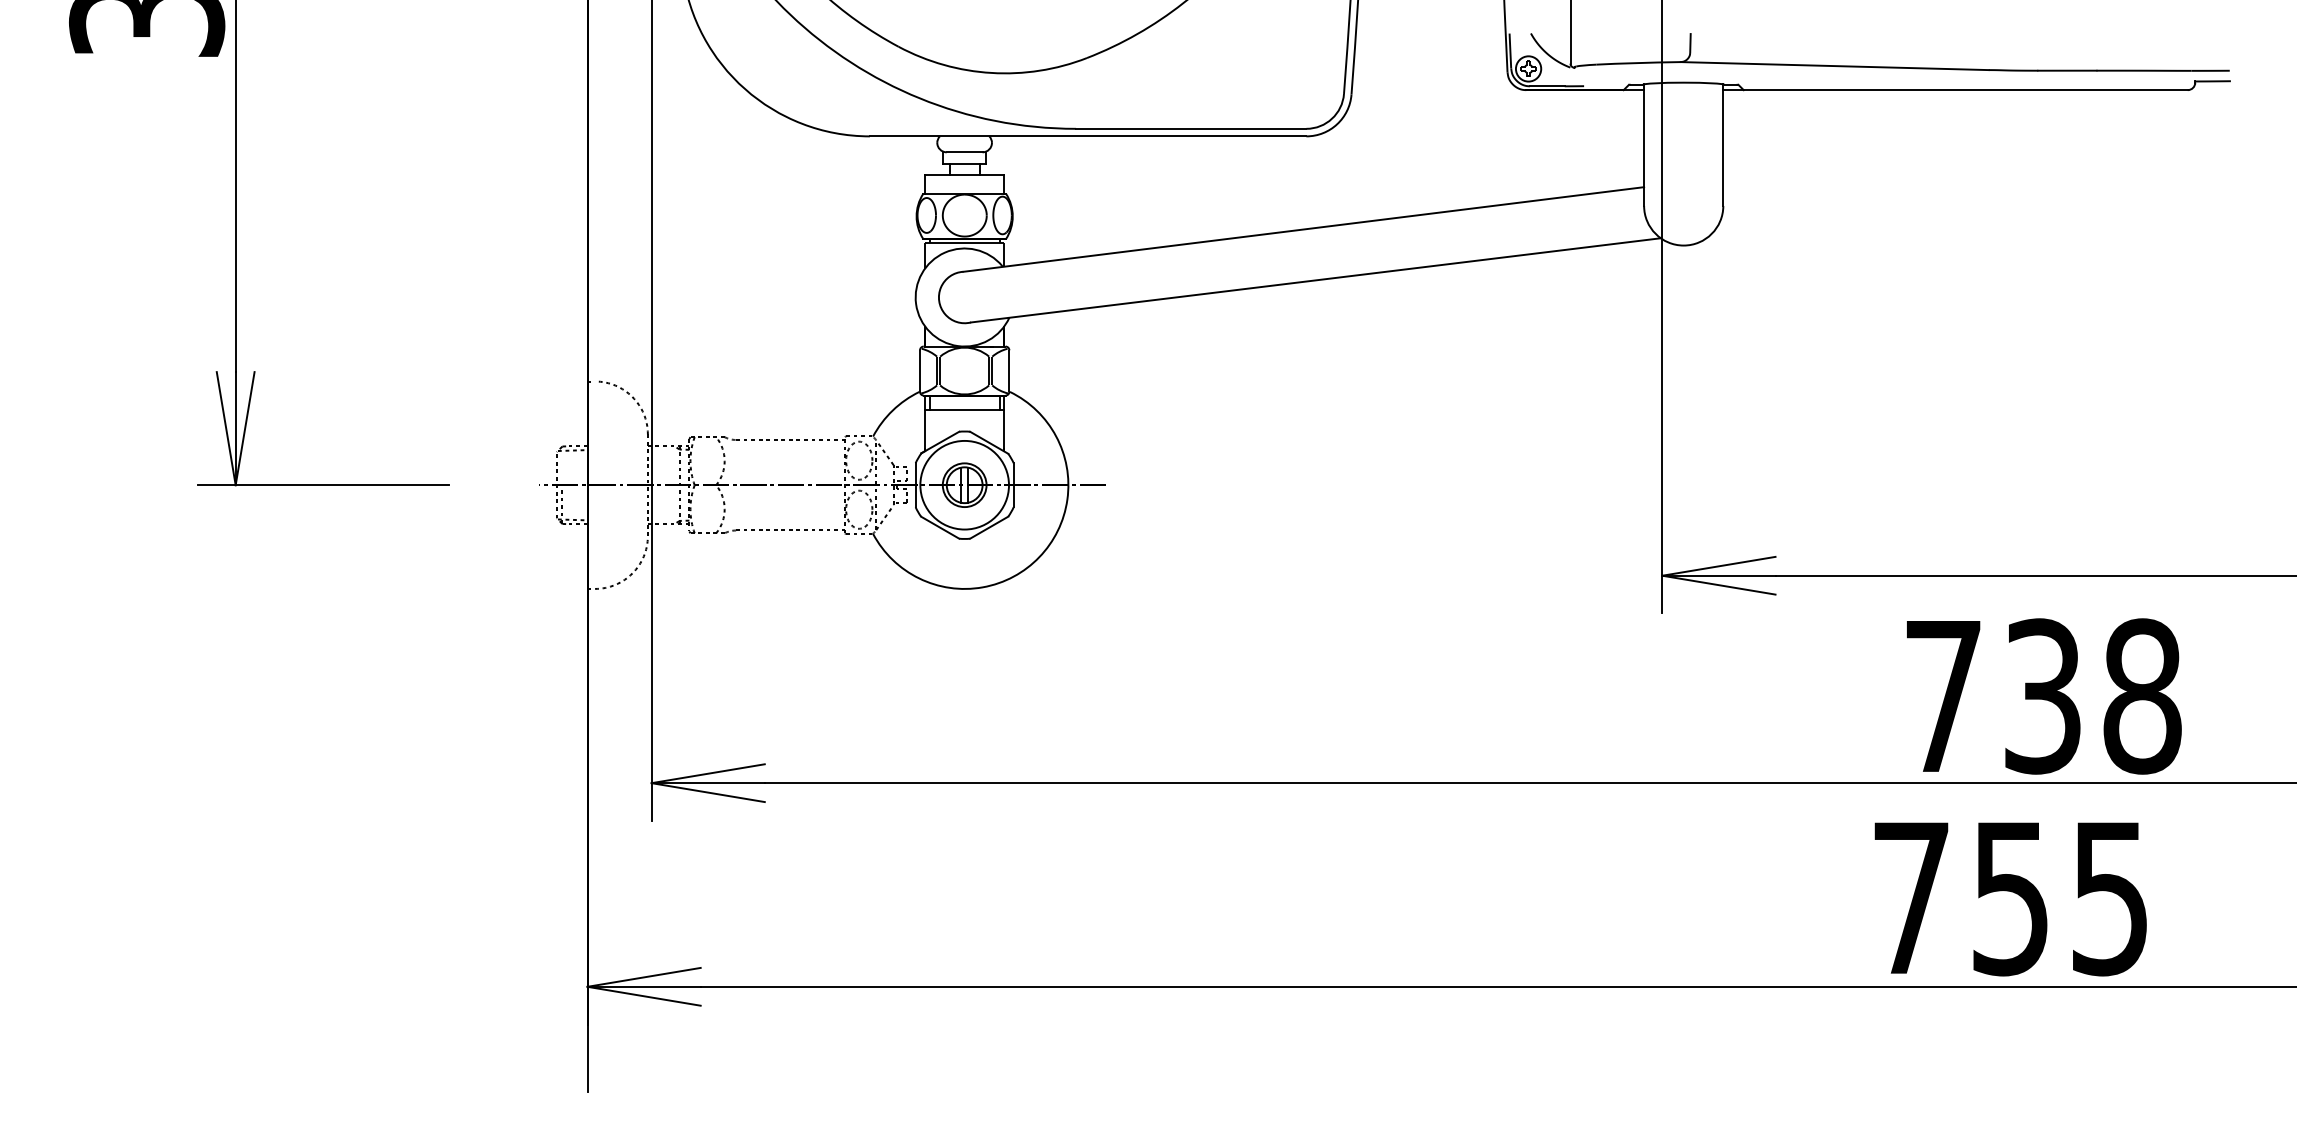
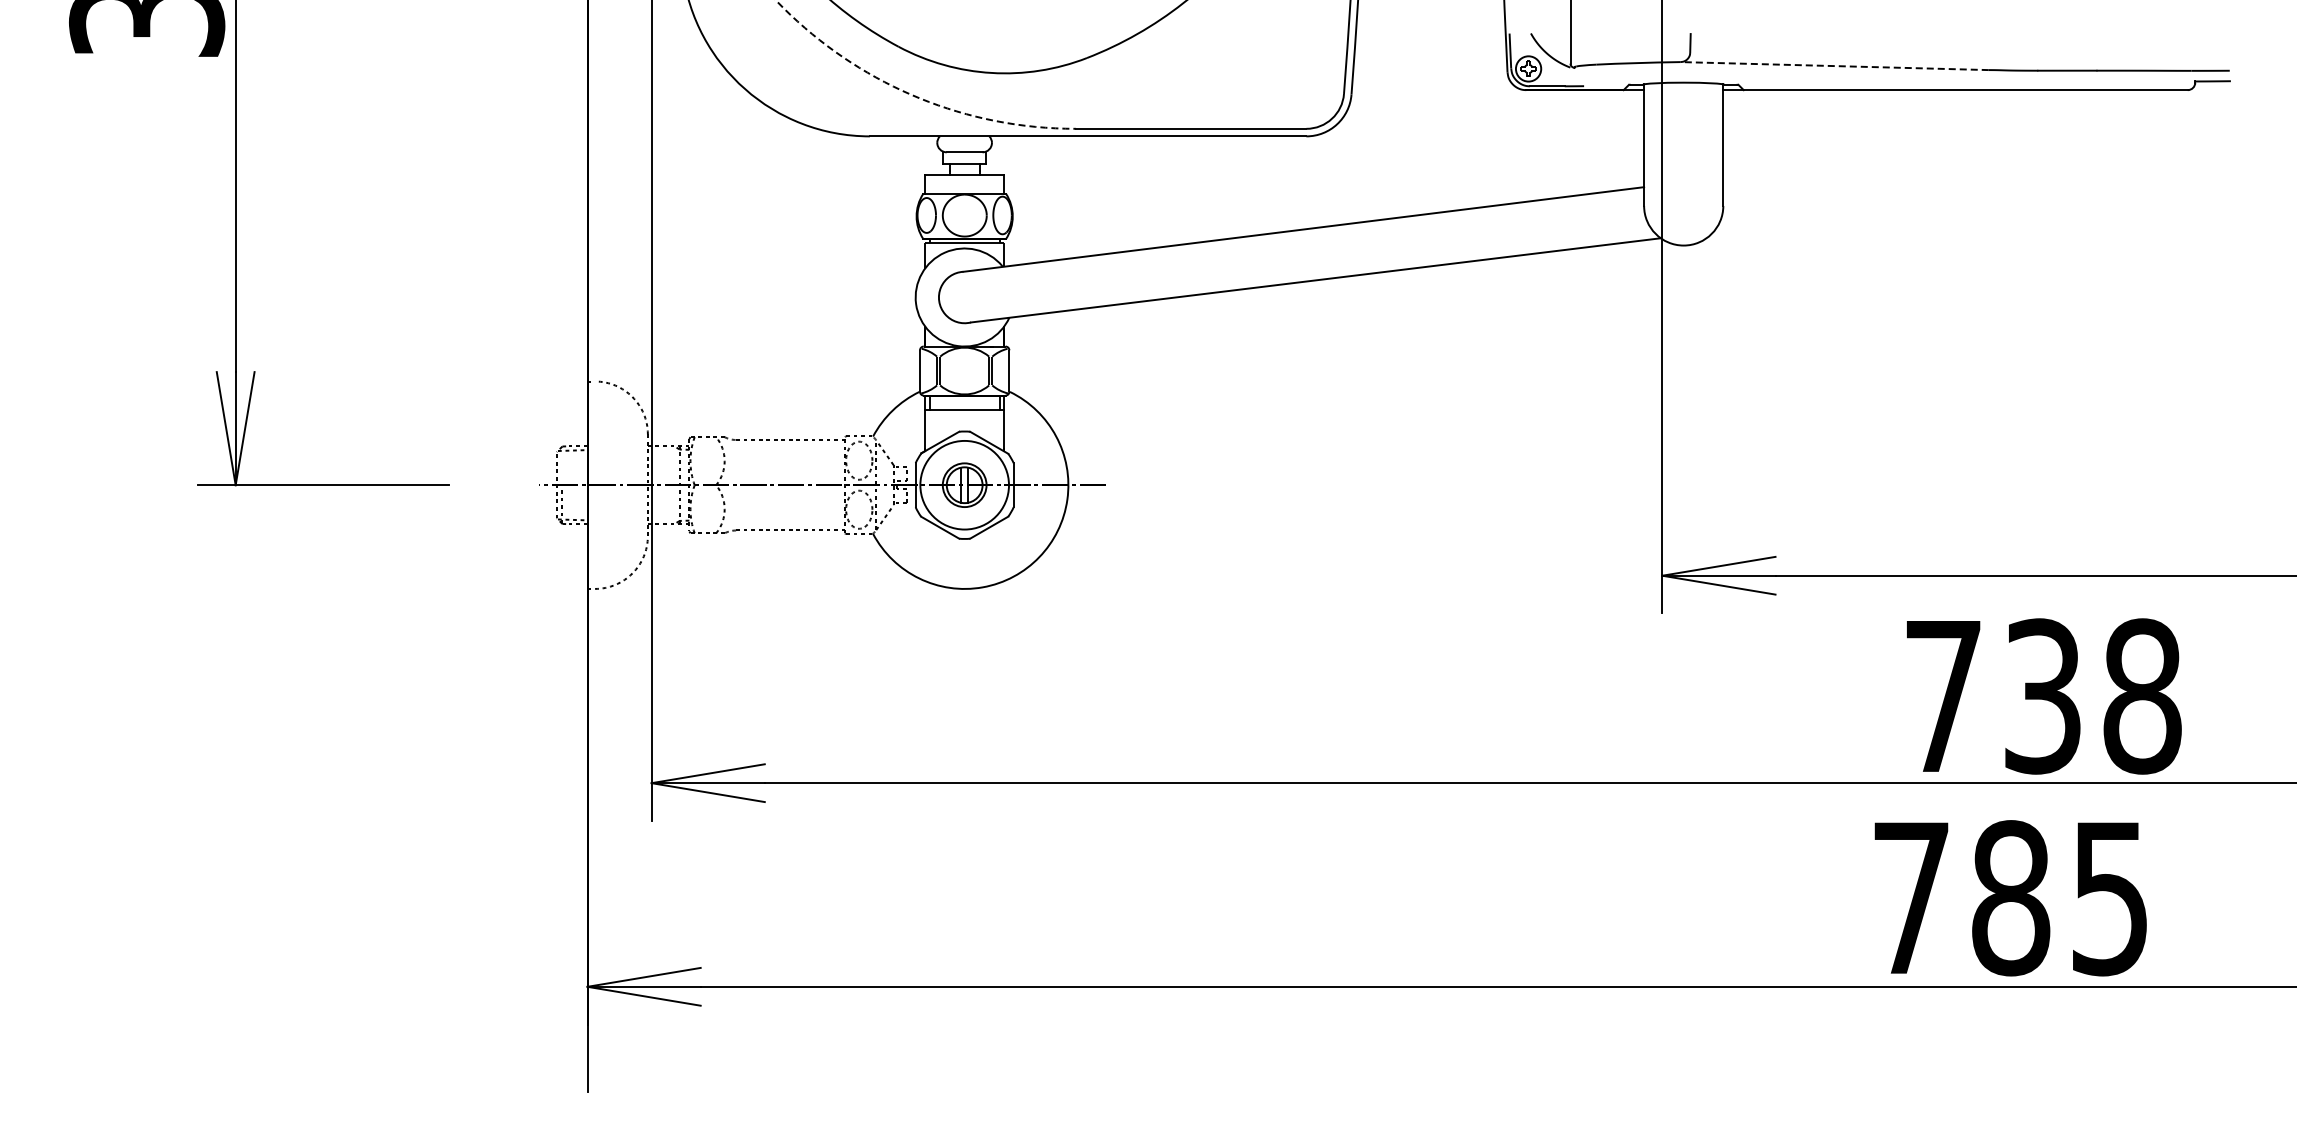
line: solid -> dashed (1834, 66)
arc: solid -> dashed (911, 94)
text: 755 -> 785 (2011, 898)
